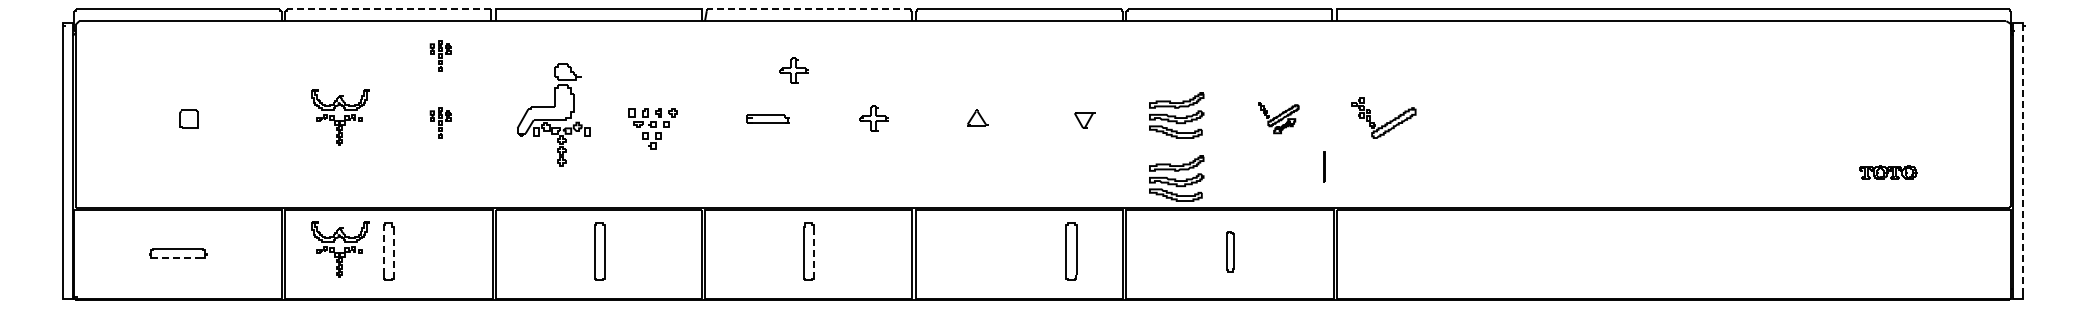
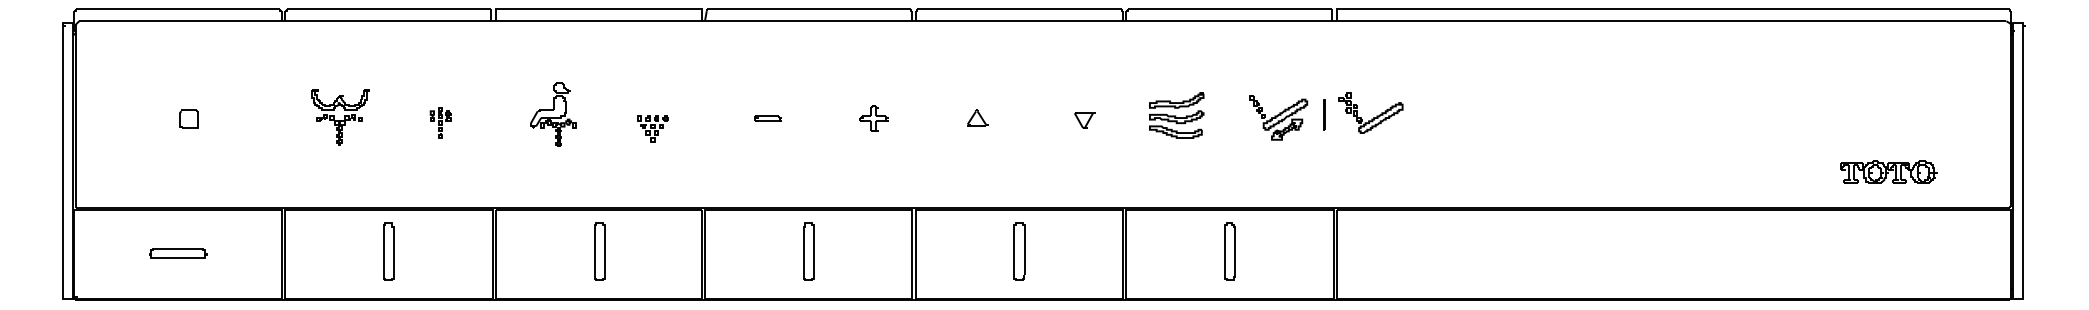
line: dashed -> solid (388, 9)
line: dashed -> solid (808, 9)
part: present -> none (440, 55)
part: present -> none (793, 70)
part size: 74x104 px -> 47x65 px (553, 114)
part position: (1383, 117) -> (1370, 112) (1370, 112)
part size: 44x10 px -> 28x7 px (767, 118)
part size: 42x33 px -> 60x46 px (1278, 117)
part size: 50x42 px -> 32x28 px (652, 128)
line: dashed -> solid (2023, 160)
line position: (1324, 166) -> (1324, 114) (1324, 114)
part size: 59x15 px -> 98x24 px (1888, 171)
part: present -> none (1176, 178)
part: present -> none (340, 249)
line: dashed -> solid (383, 251)
part position: (1071, 251) -> (1019, 251) (1019, 251)
part size: 9x42 px -> 12x59 px (1229, 251)
line: dashed -> solid (393, 252)
line: dashed -> solid (813, 252)
line: dashed -> solid (177, 258)
